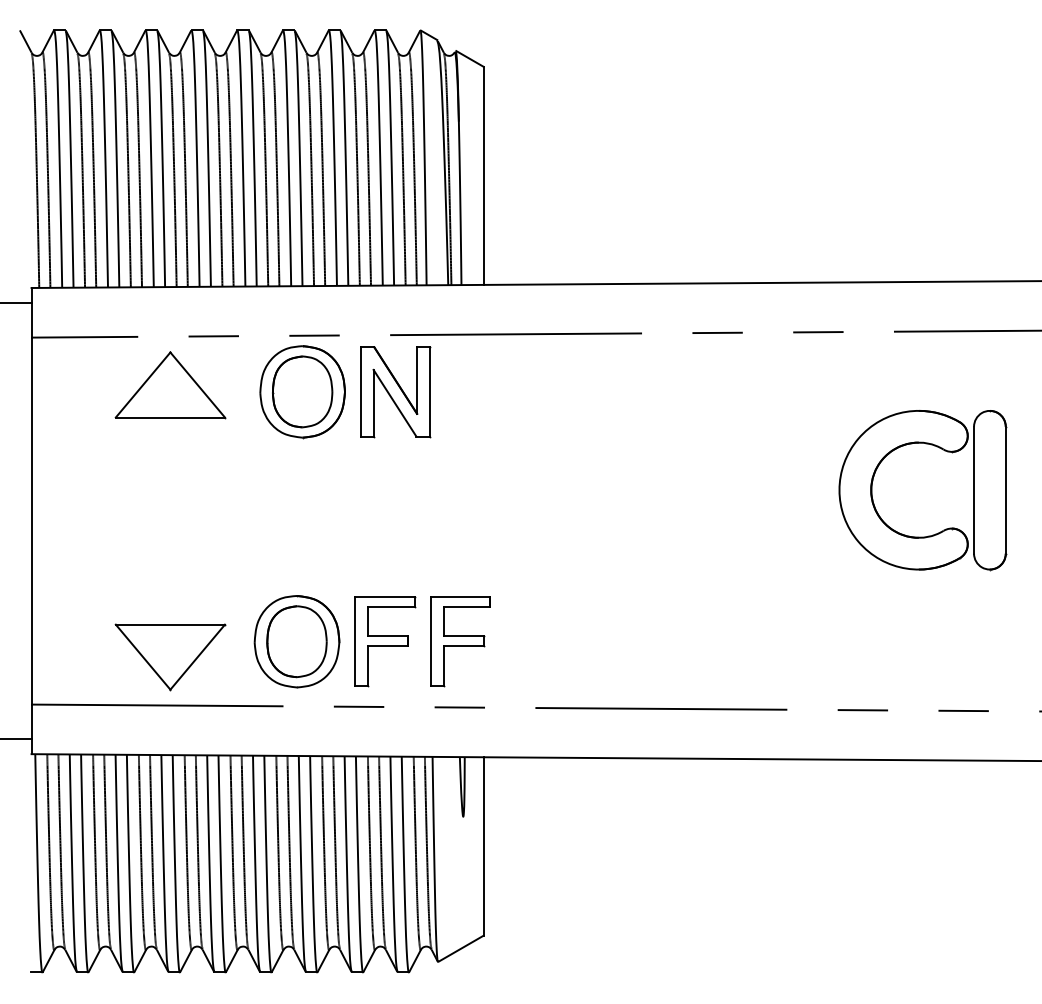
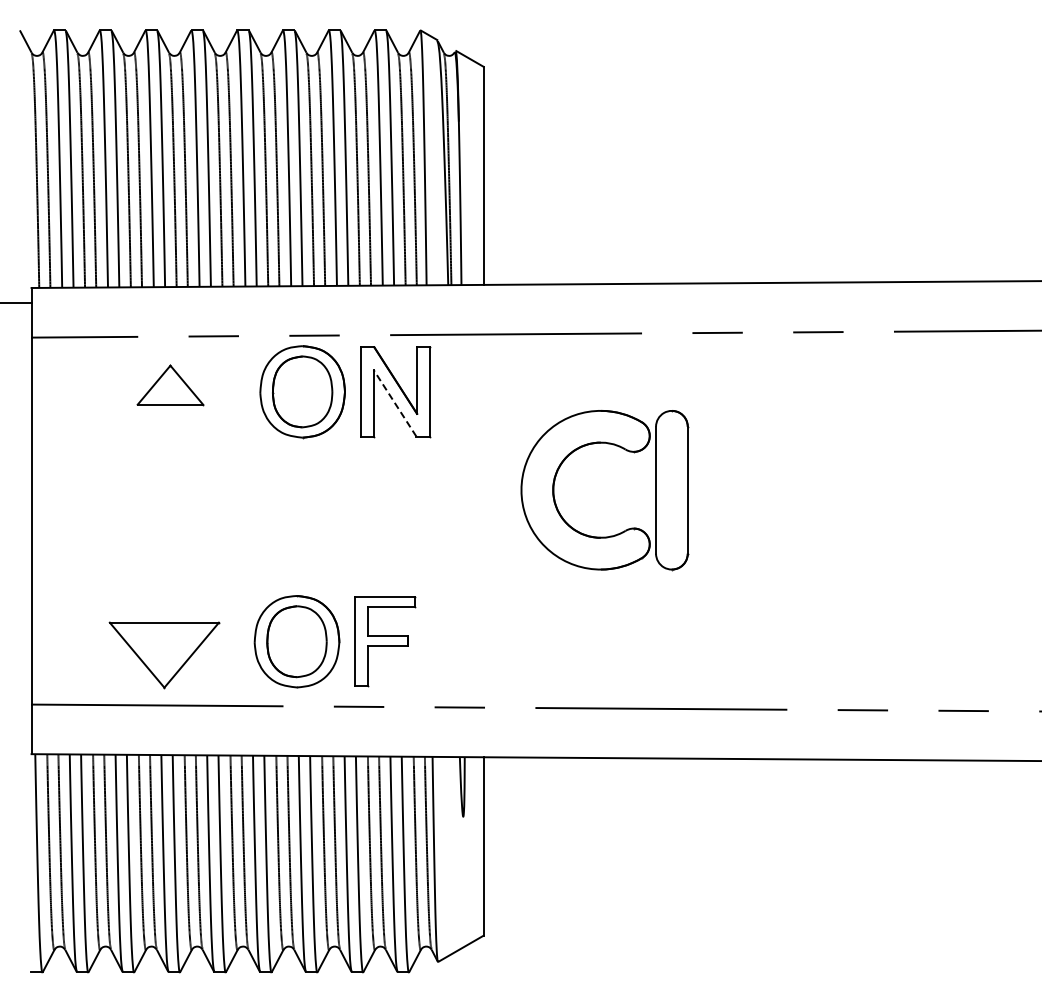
part size: 113x69 px -> 69x43 px (170, 385)
line: solid -> dashed (395, 403)
part position: (943, 529) -> (625, 529) (625, 529)
part: present -> none (460, 641)
part position: (170, 657) -> (164, 655) (164, 655)
line: present -> none (16, 739)
